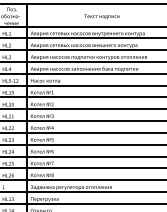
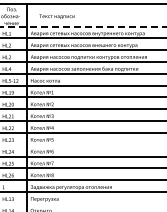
text position: (101, 16) -> (56, 16) (56, 16)
line: solid -> dashed (83, 26)
line: present -> none (82, 144)
line: present -> none (82, 203)
